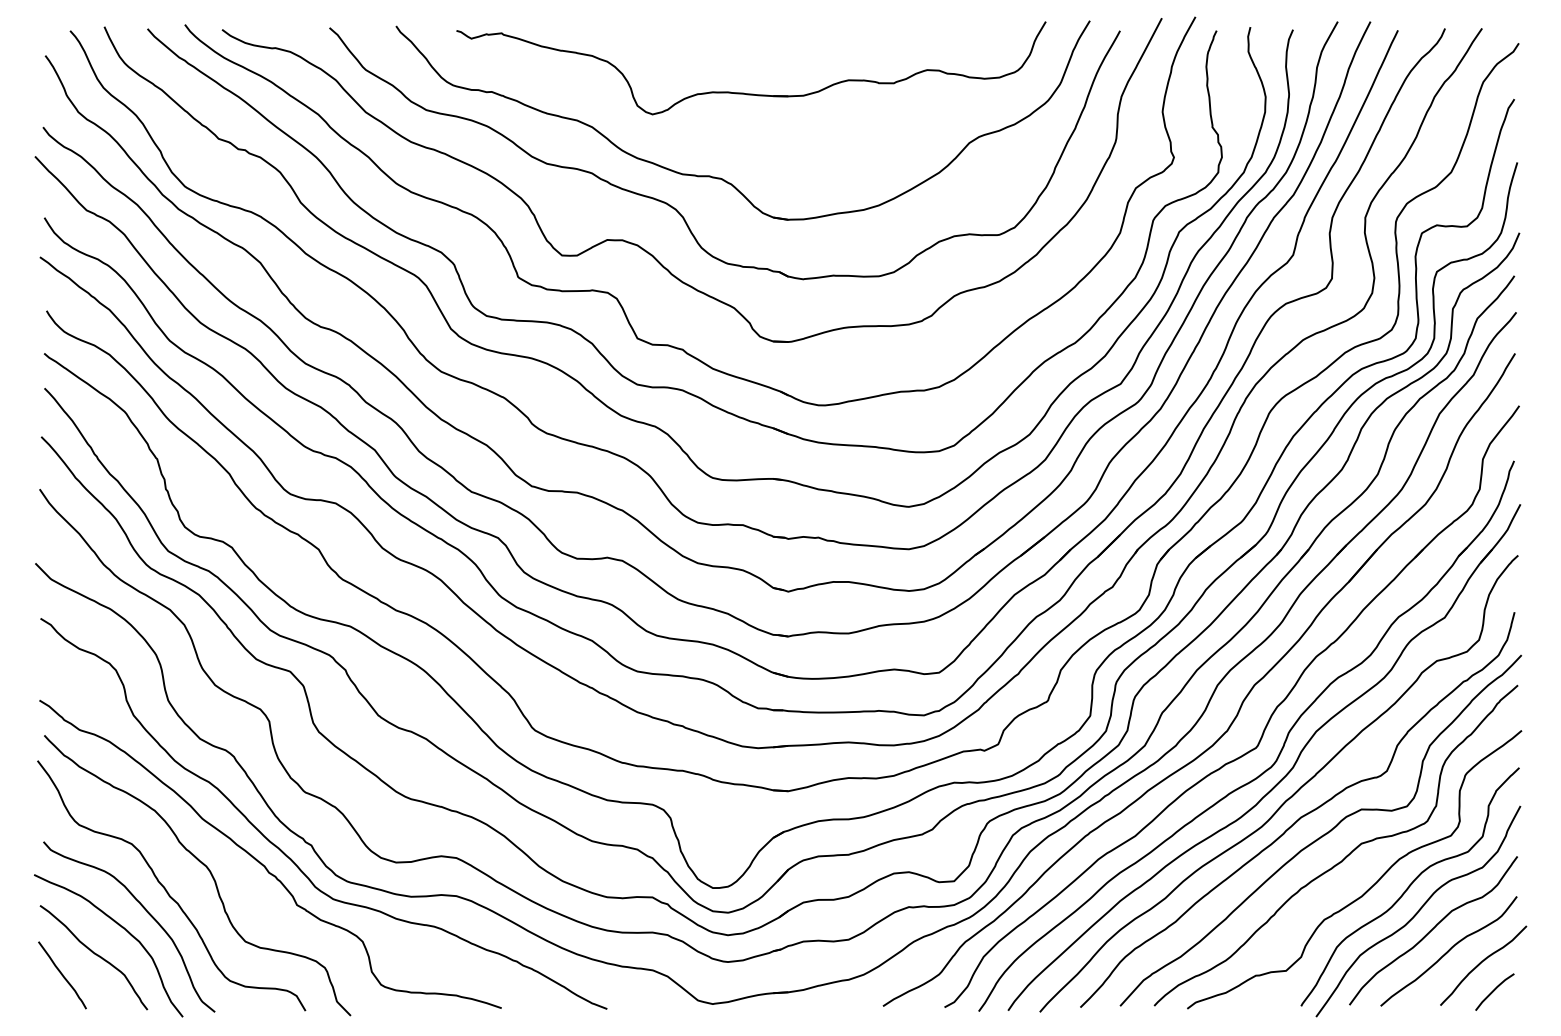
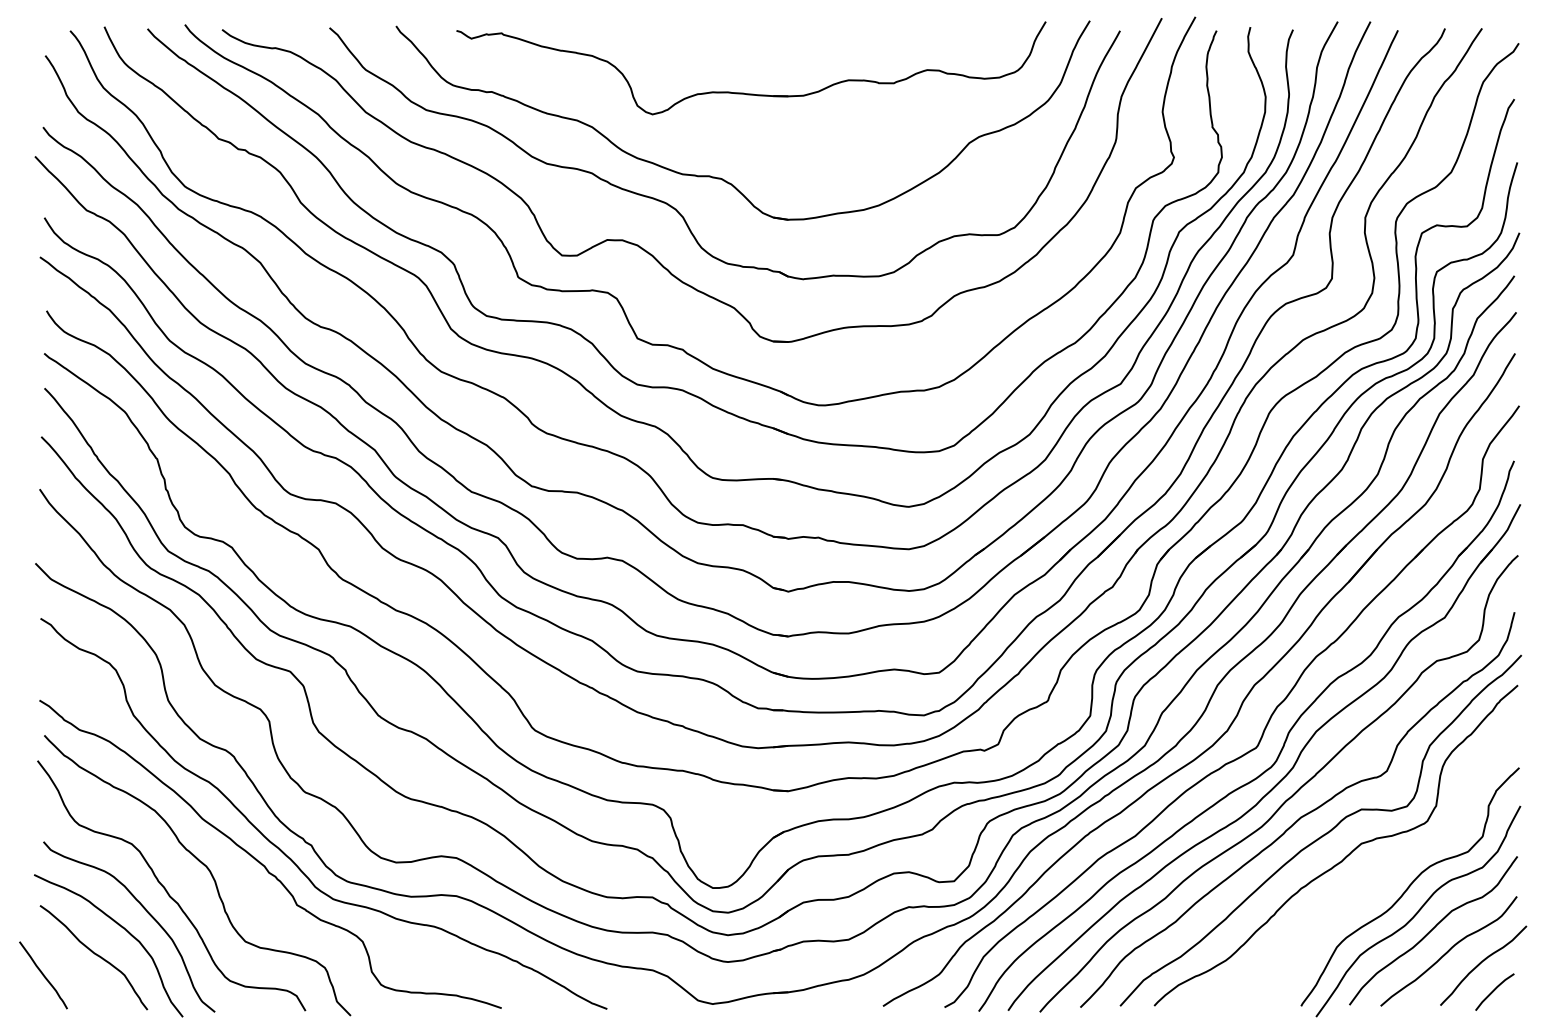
curve: present -> none (1370, 886)
curve position: (62, 975) -> (43, 975) (43, 975)
